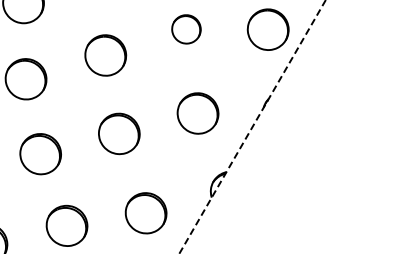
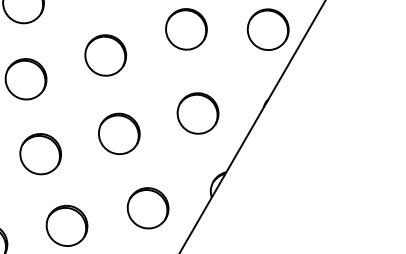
part size: 31x31 px -> 43x43 px (186, 29)
line: dashed -> solid (252, 126)
part position: (145, 213) -> (147, 208) (147, 208)
